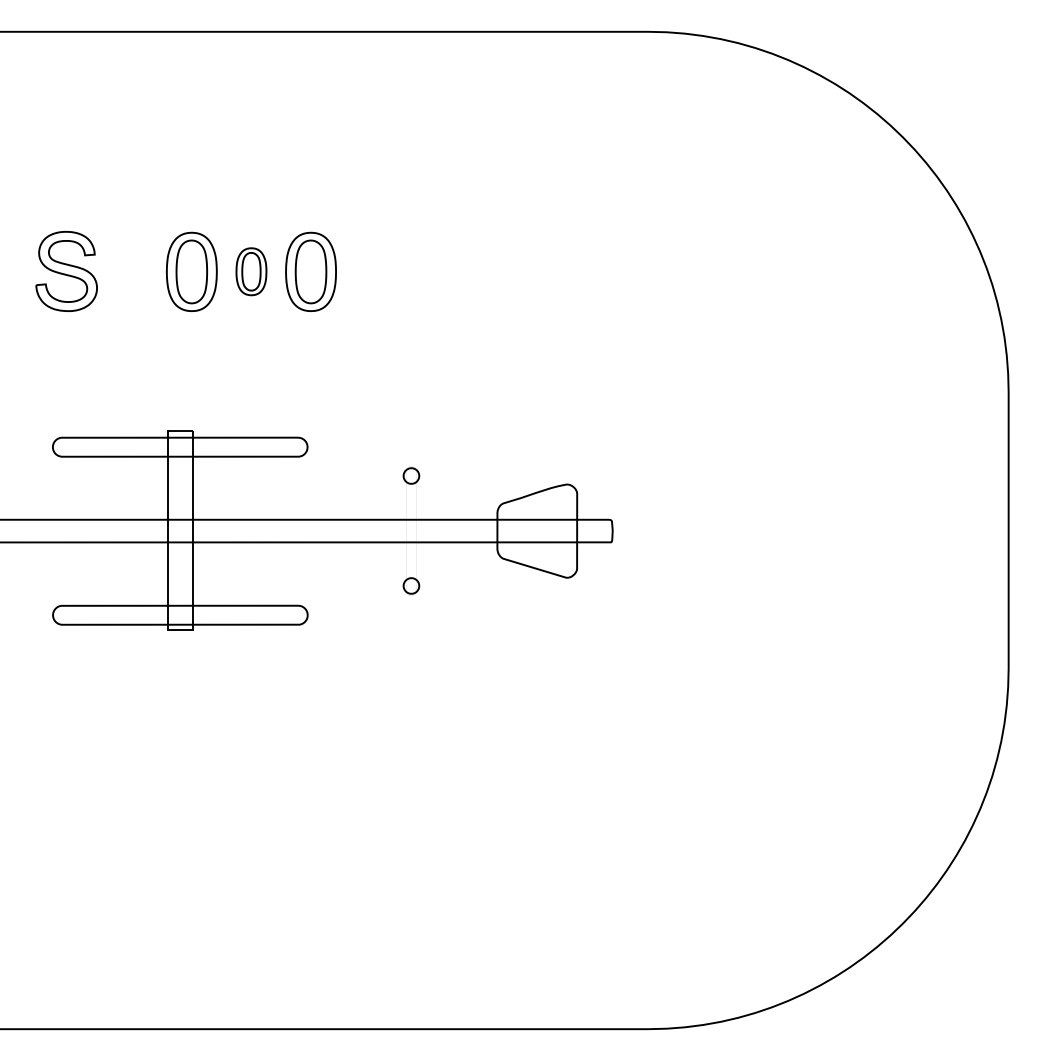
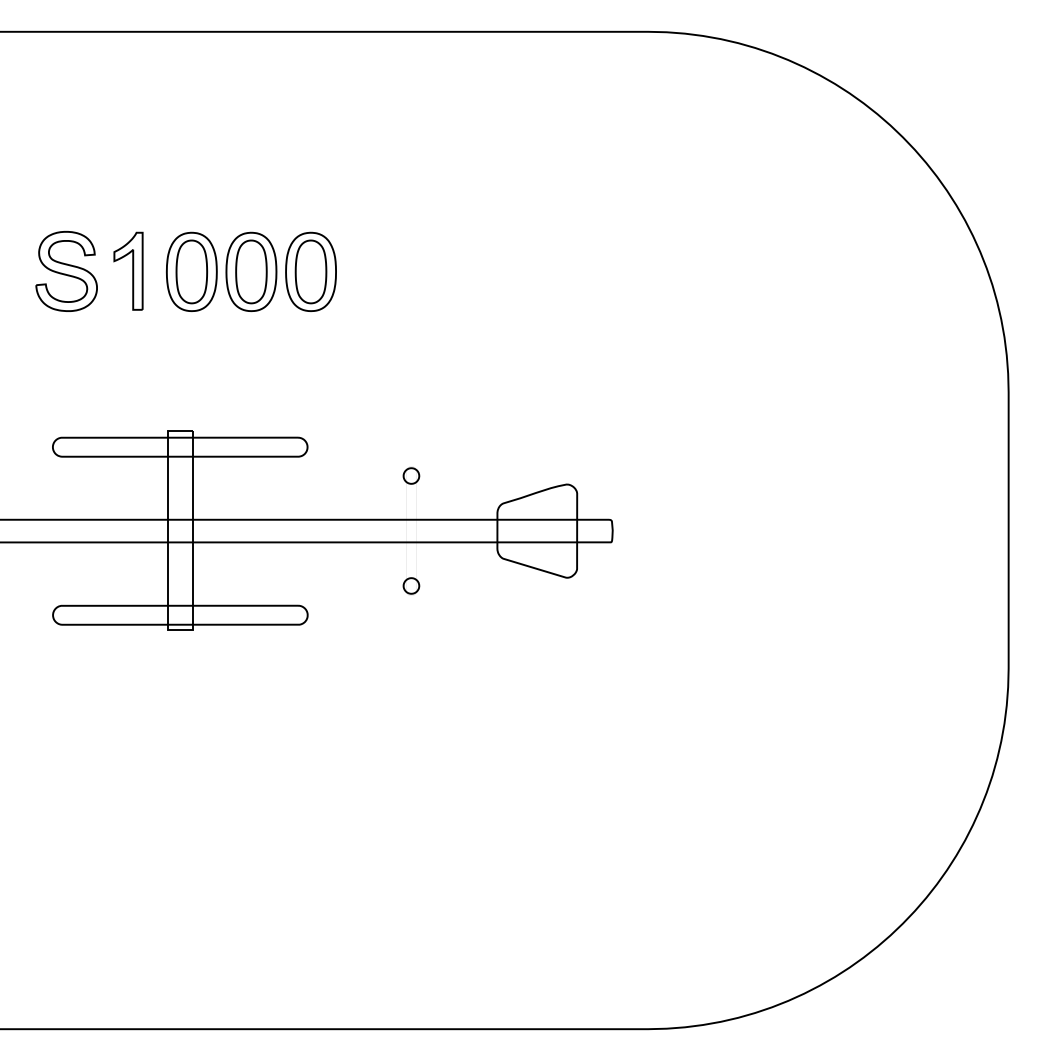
part: none -> present (128, 270)
part size: 33x50 px -> 53x81 px (251, 271)
